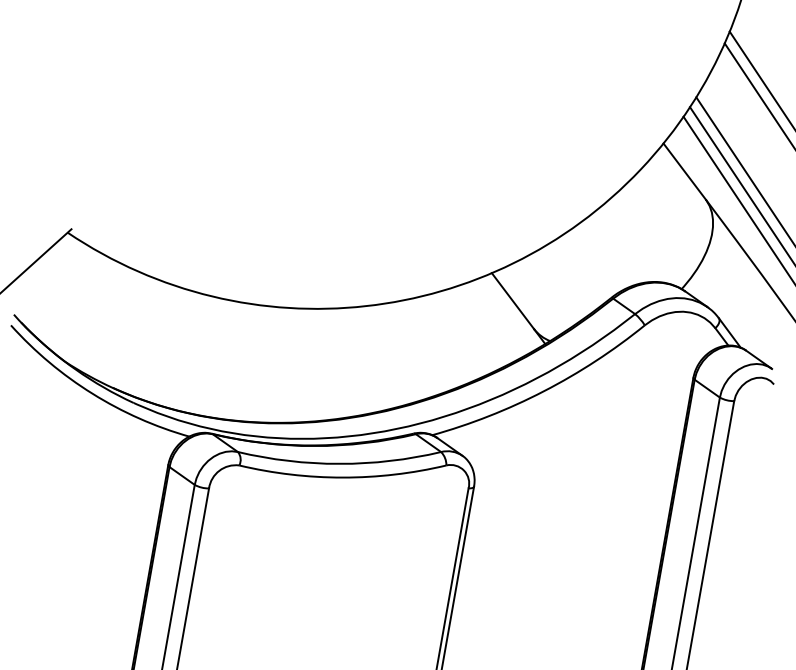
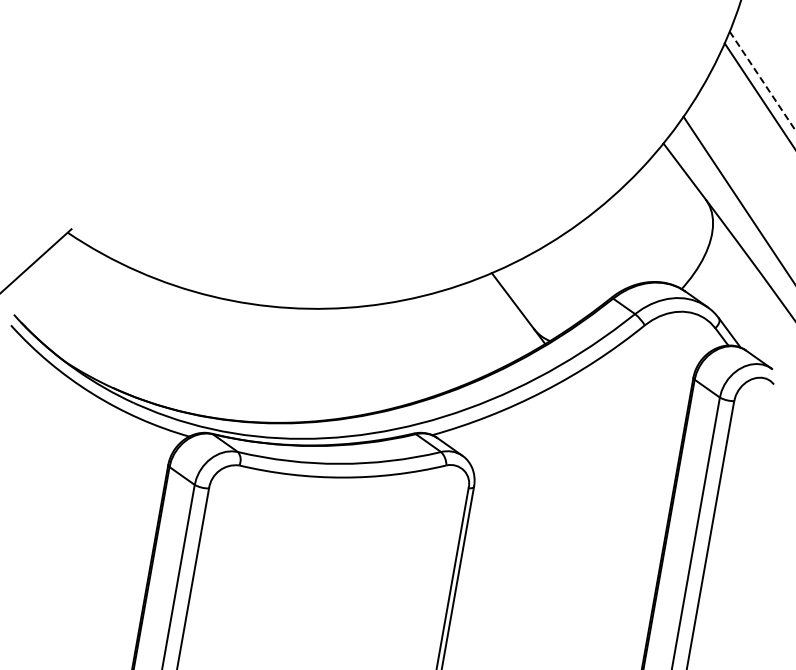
line: solid -> dashed (762, 81)
line: present -> none (744, 169)
line: present -> none (741, 184)
